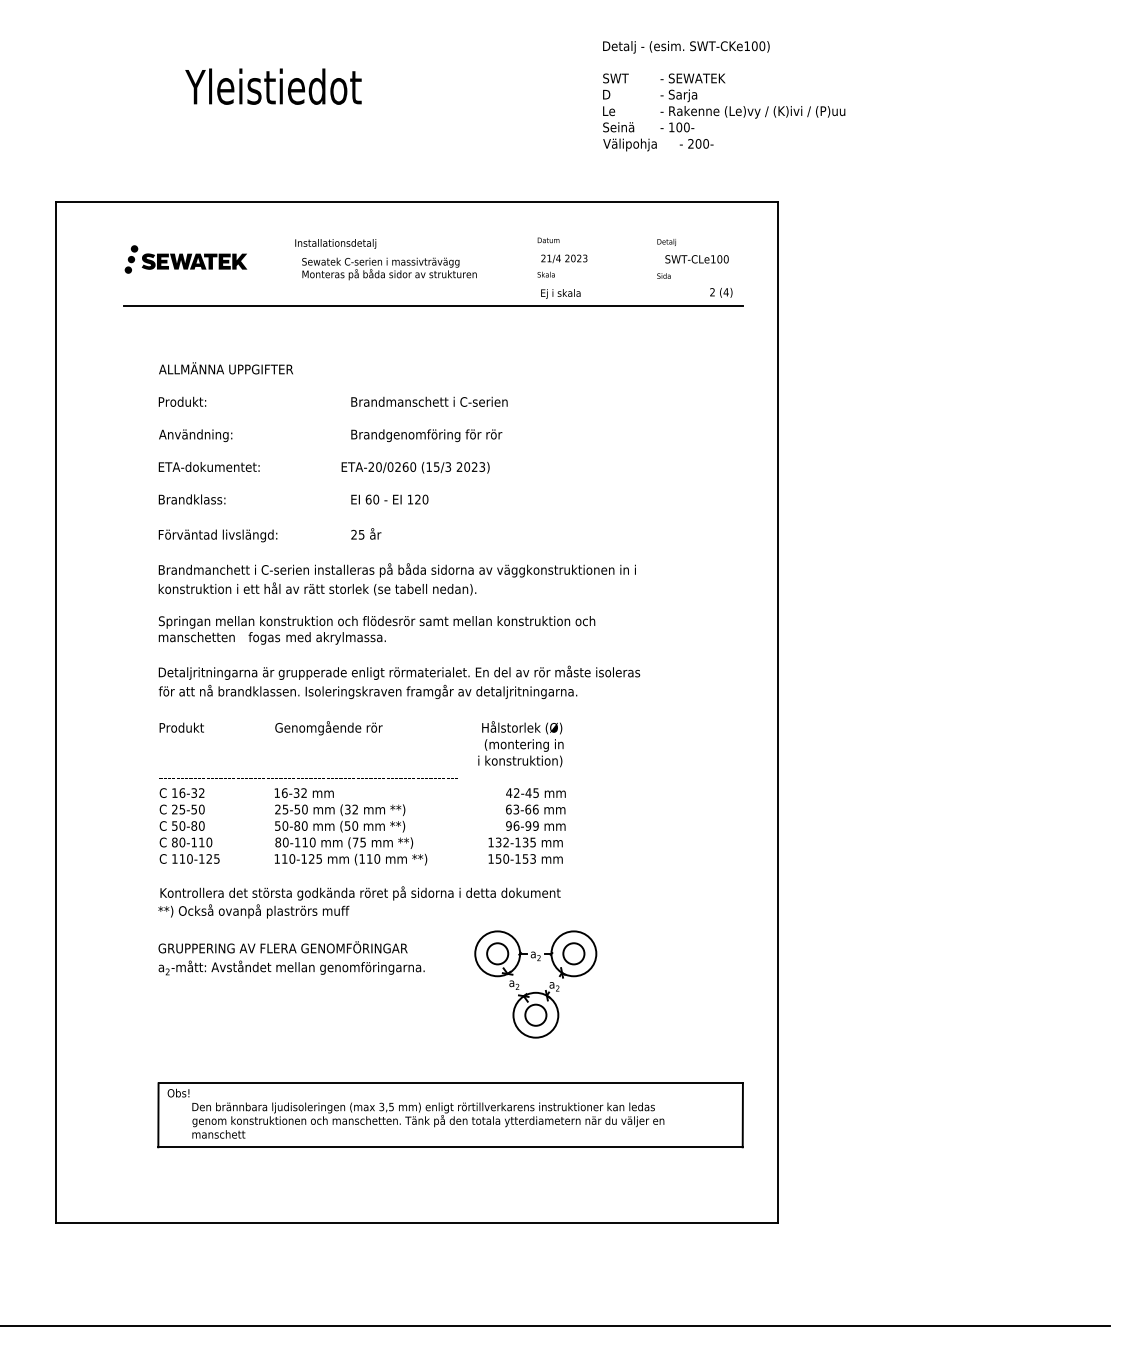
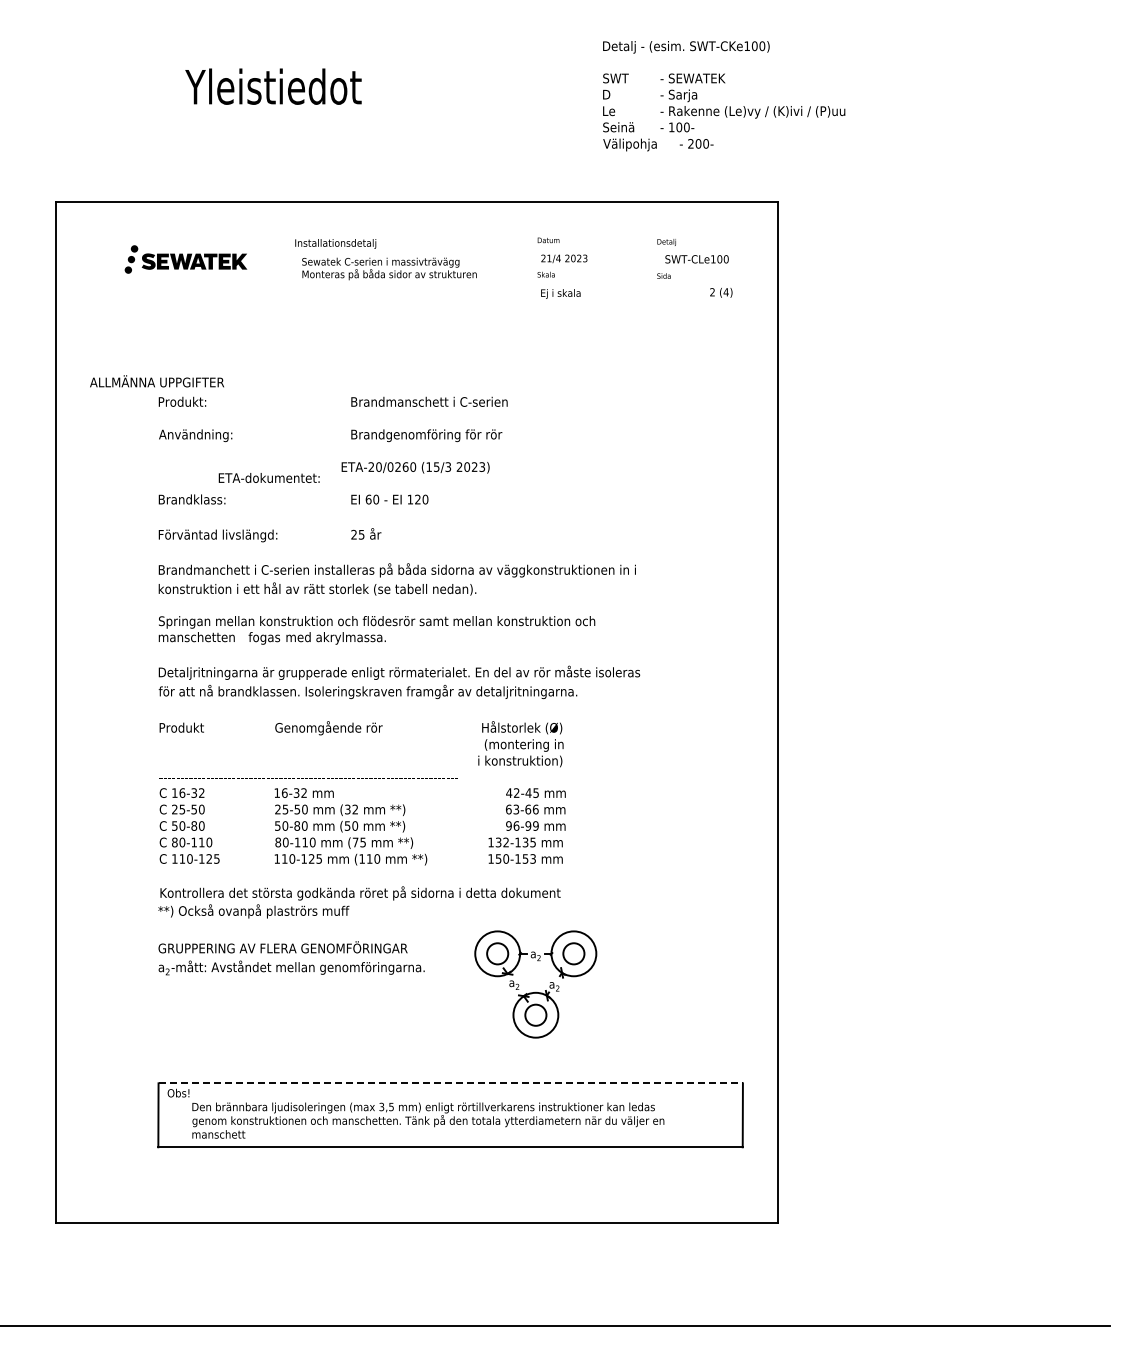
line: present -> none (433, 306)
text position: (225, 368) -> (156, 381) (156, 381)
text position: (208, 466) -> (268, 477) (268, 477)
line: solid -> dashed (451, 1083)
